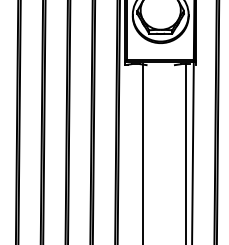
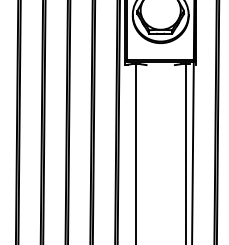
line position: (142, 152) -> (135, 152) (135, 152)
